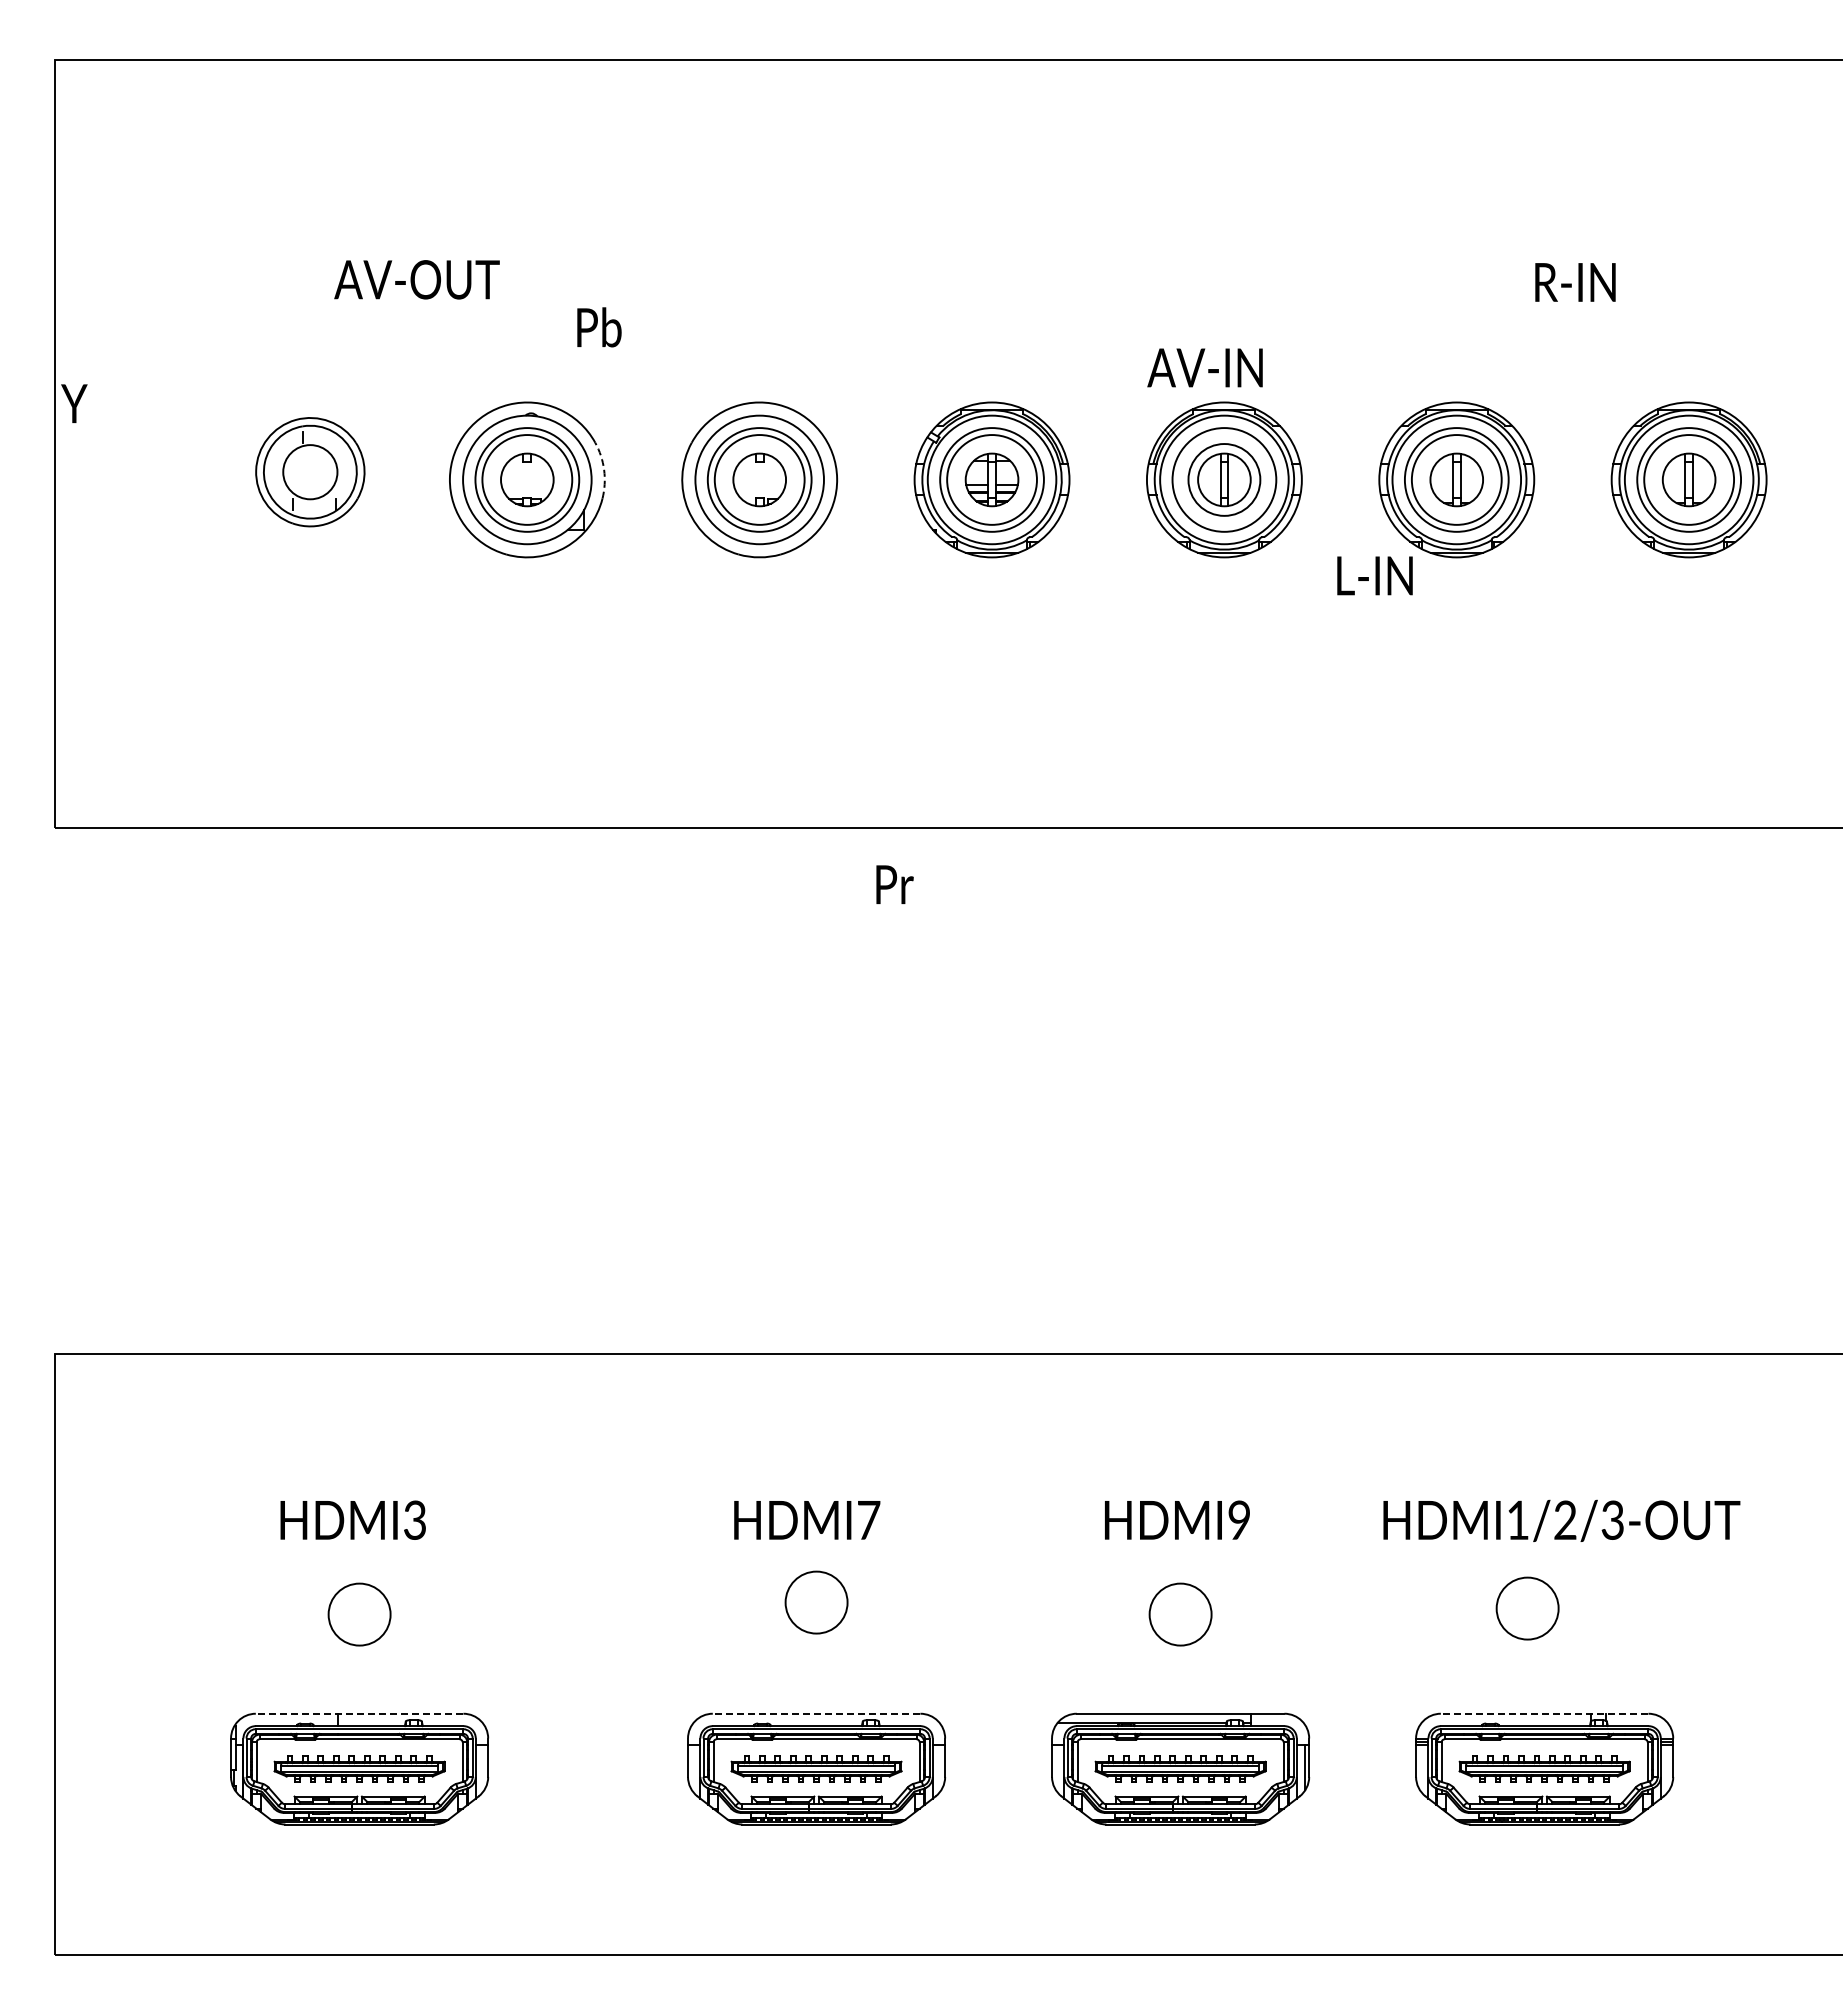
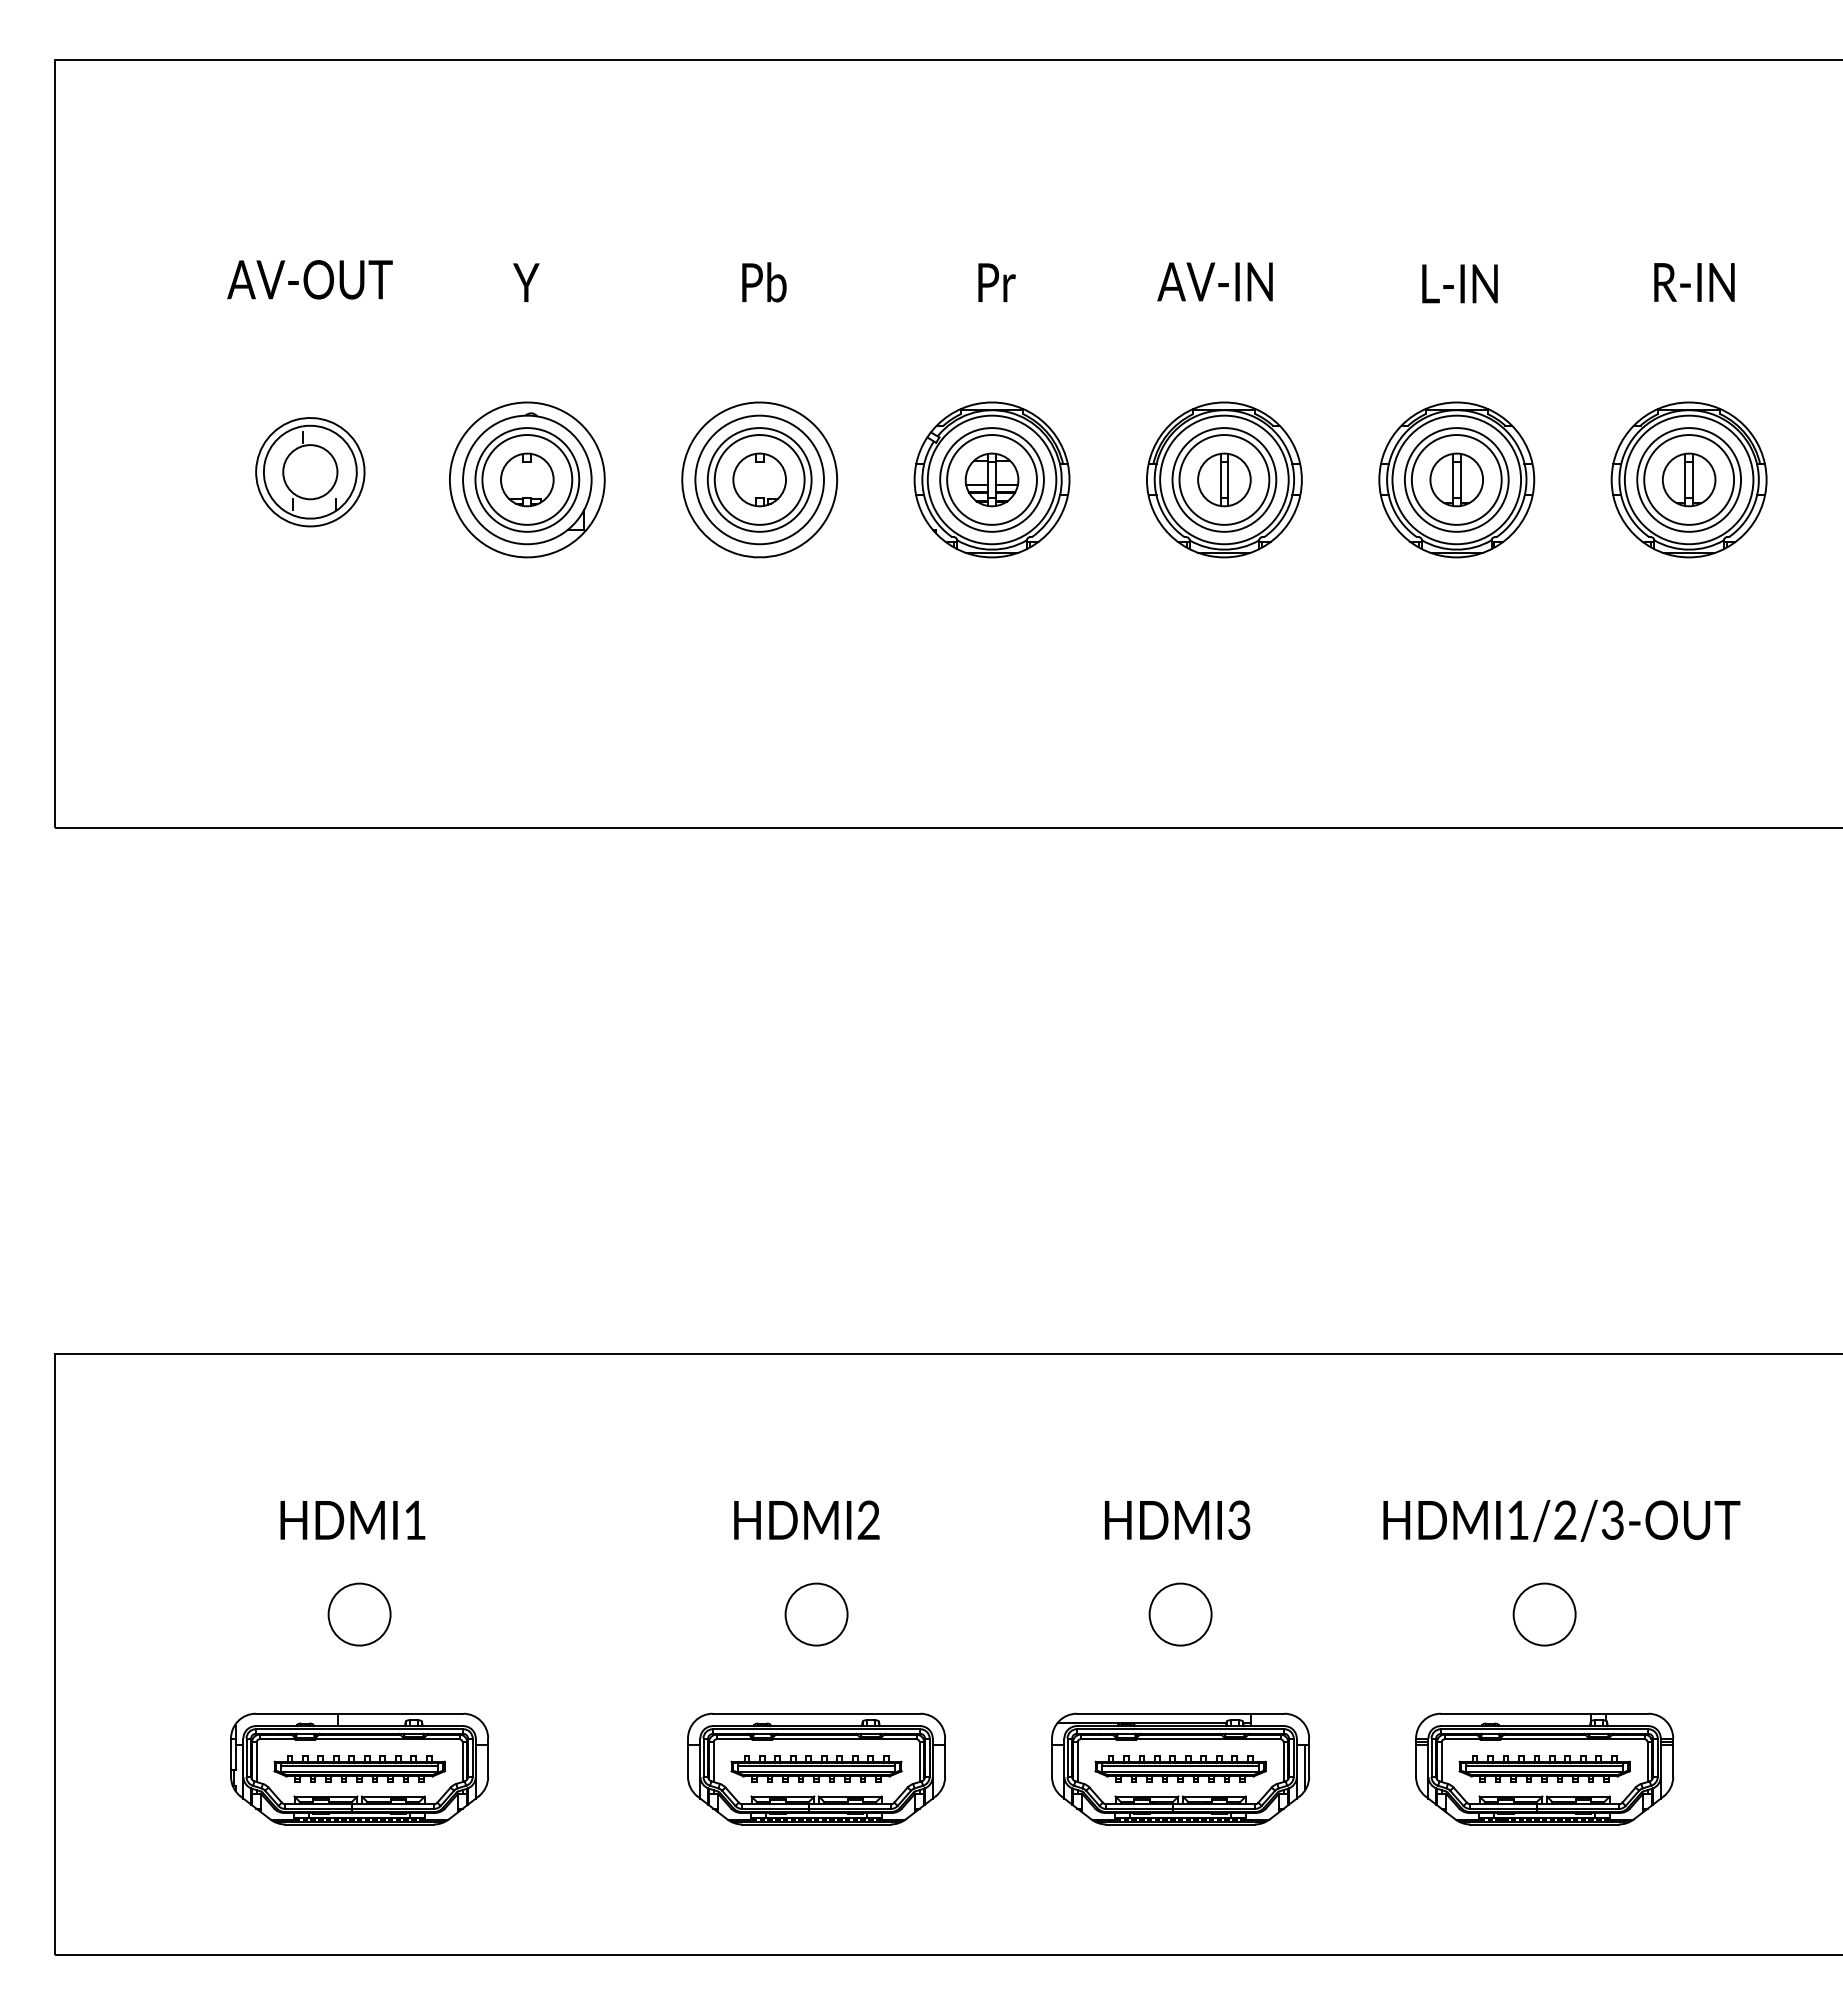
text position: (416, 279) -> (309, 279) (309, 279)
text position: (1575, 282) -> (1694, 282) (1694, 282)
text position: (599, 327) -> (764, 282) (764, 282)
text position: (1204, 367) -> (1214, 281) (1214, 281)
text position: (74, 403) -> (526, 282) (526, 282)
arc: dashed -> solid (604, 469)
circle diameter: 72 px -> 90 px (1224, 479)
text position: (1374, 575) -> (1459, 283) (1459, 283)
text position: (894, 884) -> (996, 282) (996, 282)
text: HDMI3 -> HDMI1 (414, 1519)
text: HDMI7 -> HDMI2 (868, 1519)
text: HDMI9 -> HDMI3 (1239, 1519)
circle position: (816, 1602) -> (816, 1614) (816, 1614)
circle position: (1527, 1608) -> (1544, 1614) (1544, 1614)
line: dashed -> solid (359, 1713)
line: dashed -> solid (816, 1713)
line: dashed -> solid (1544, 1713)
